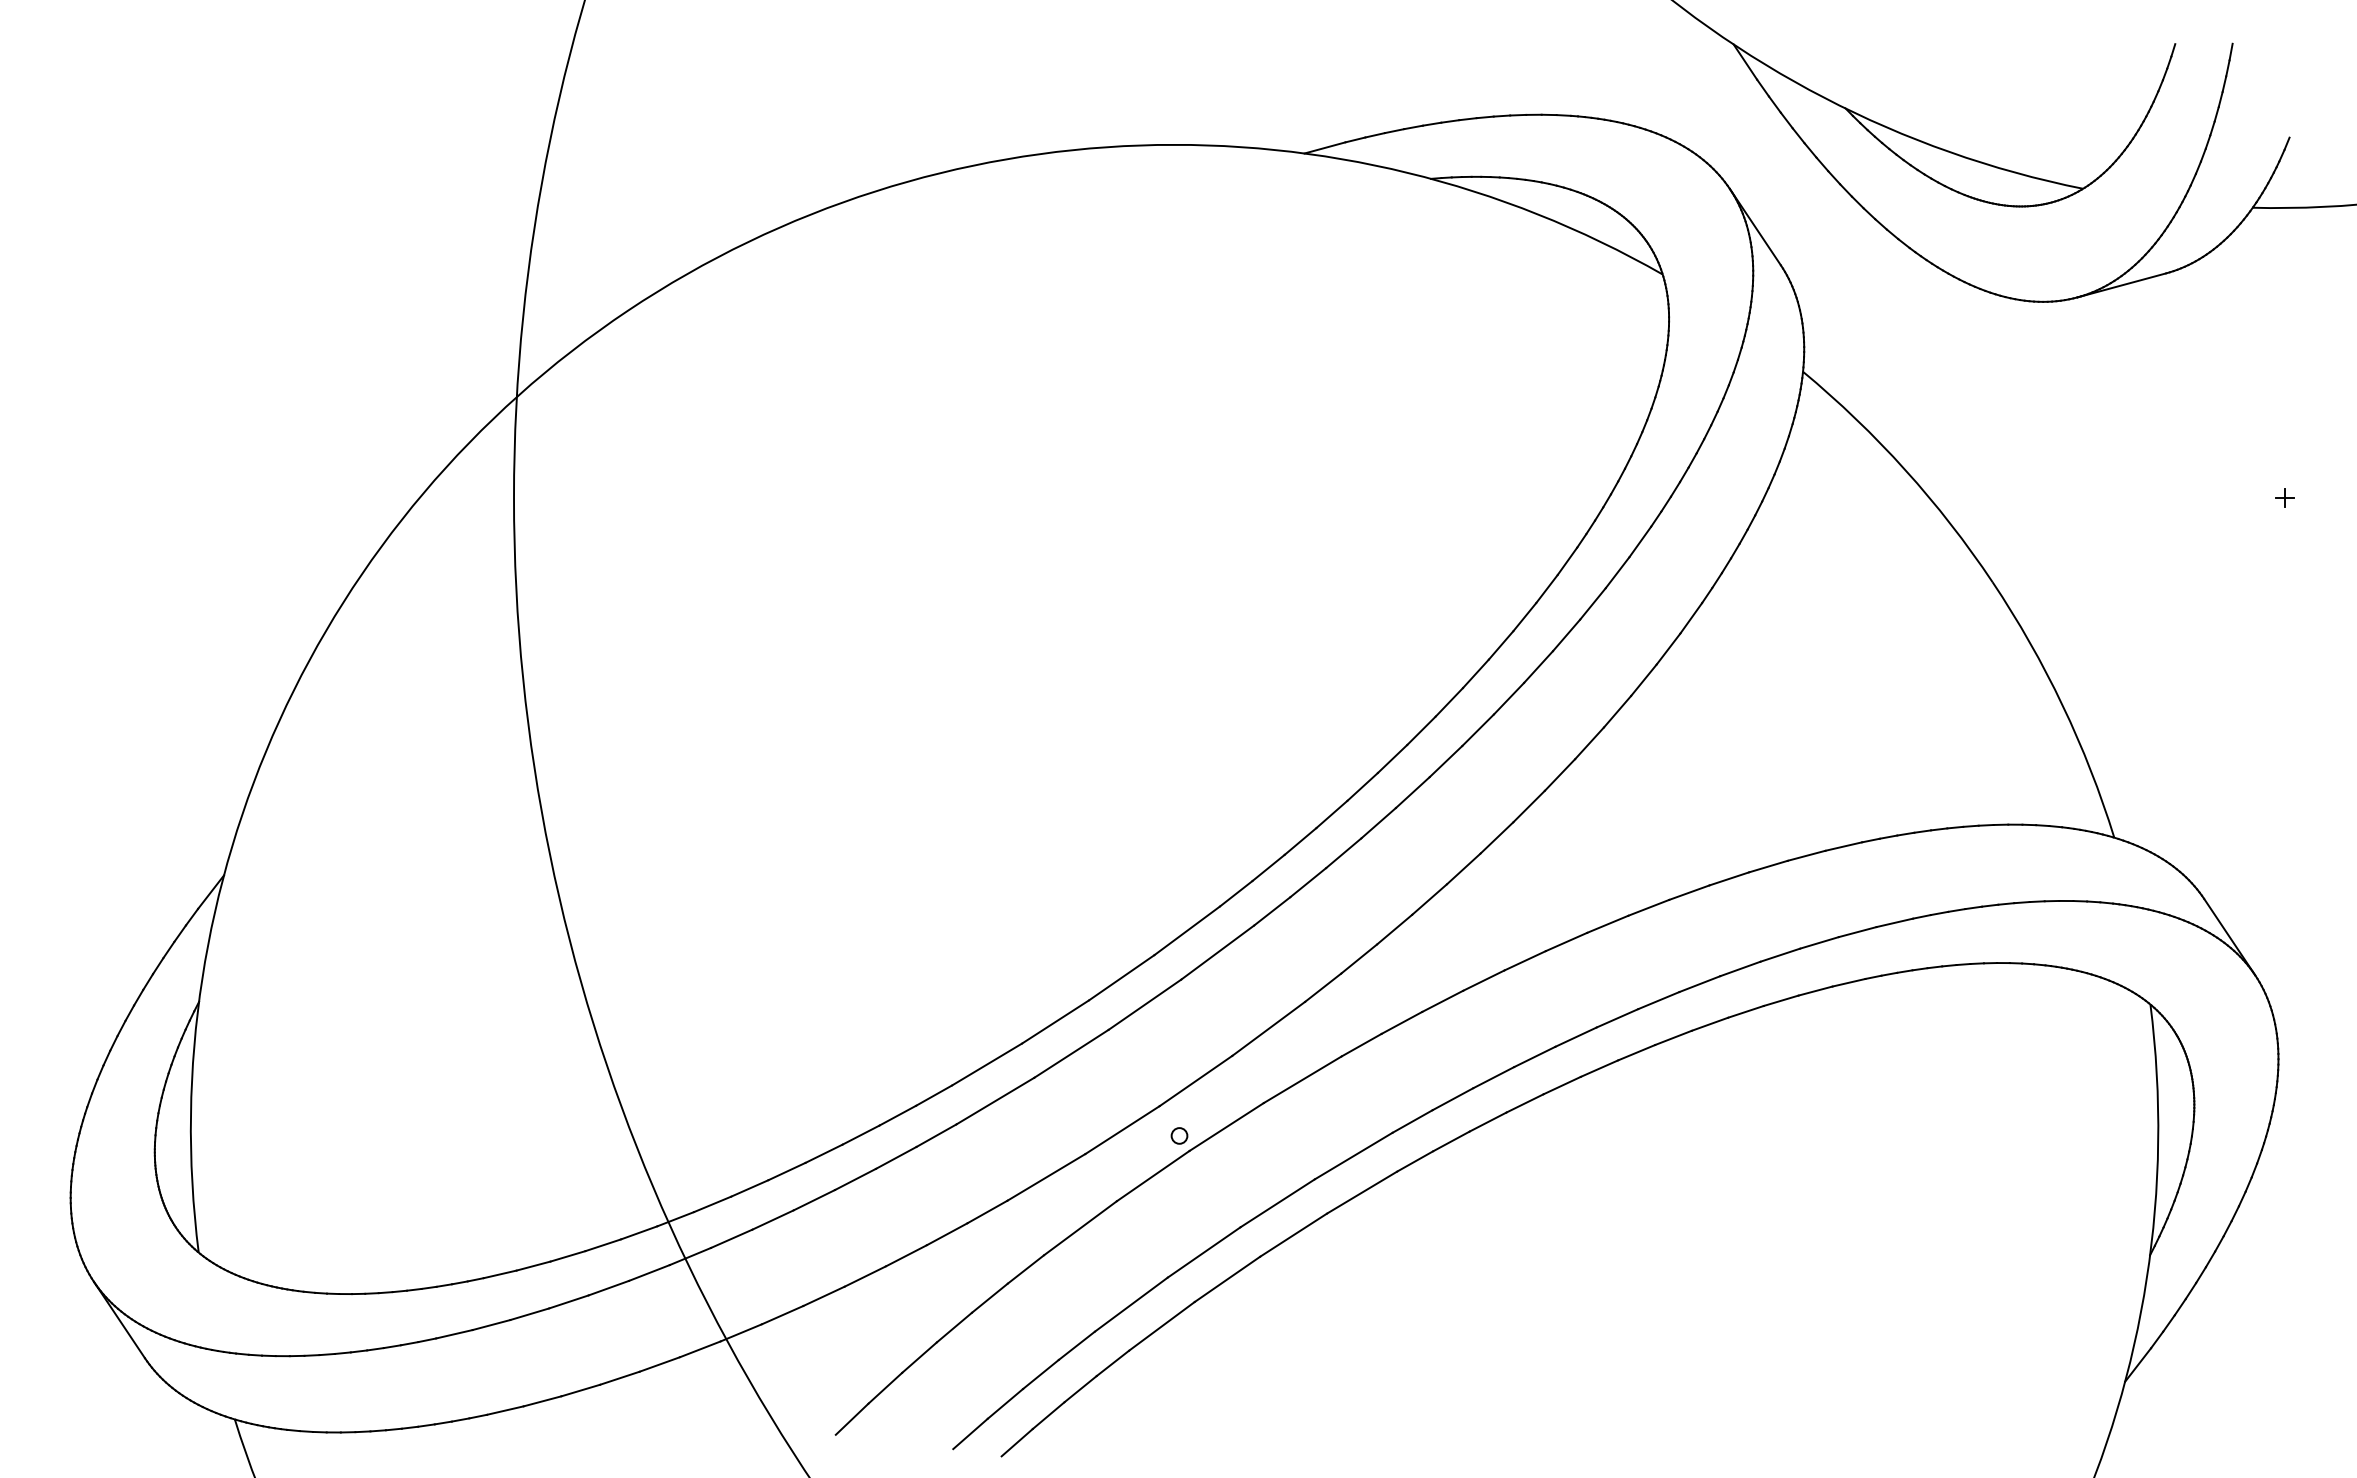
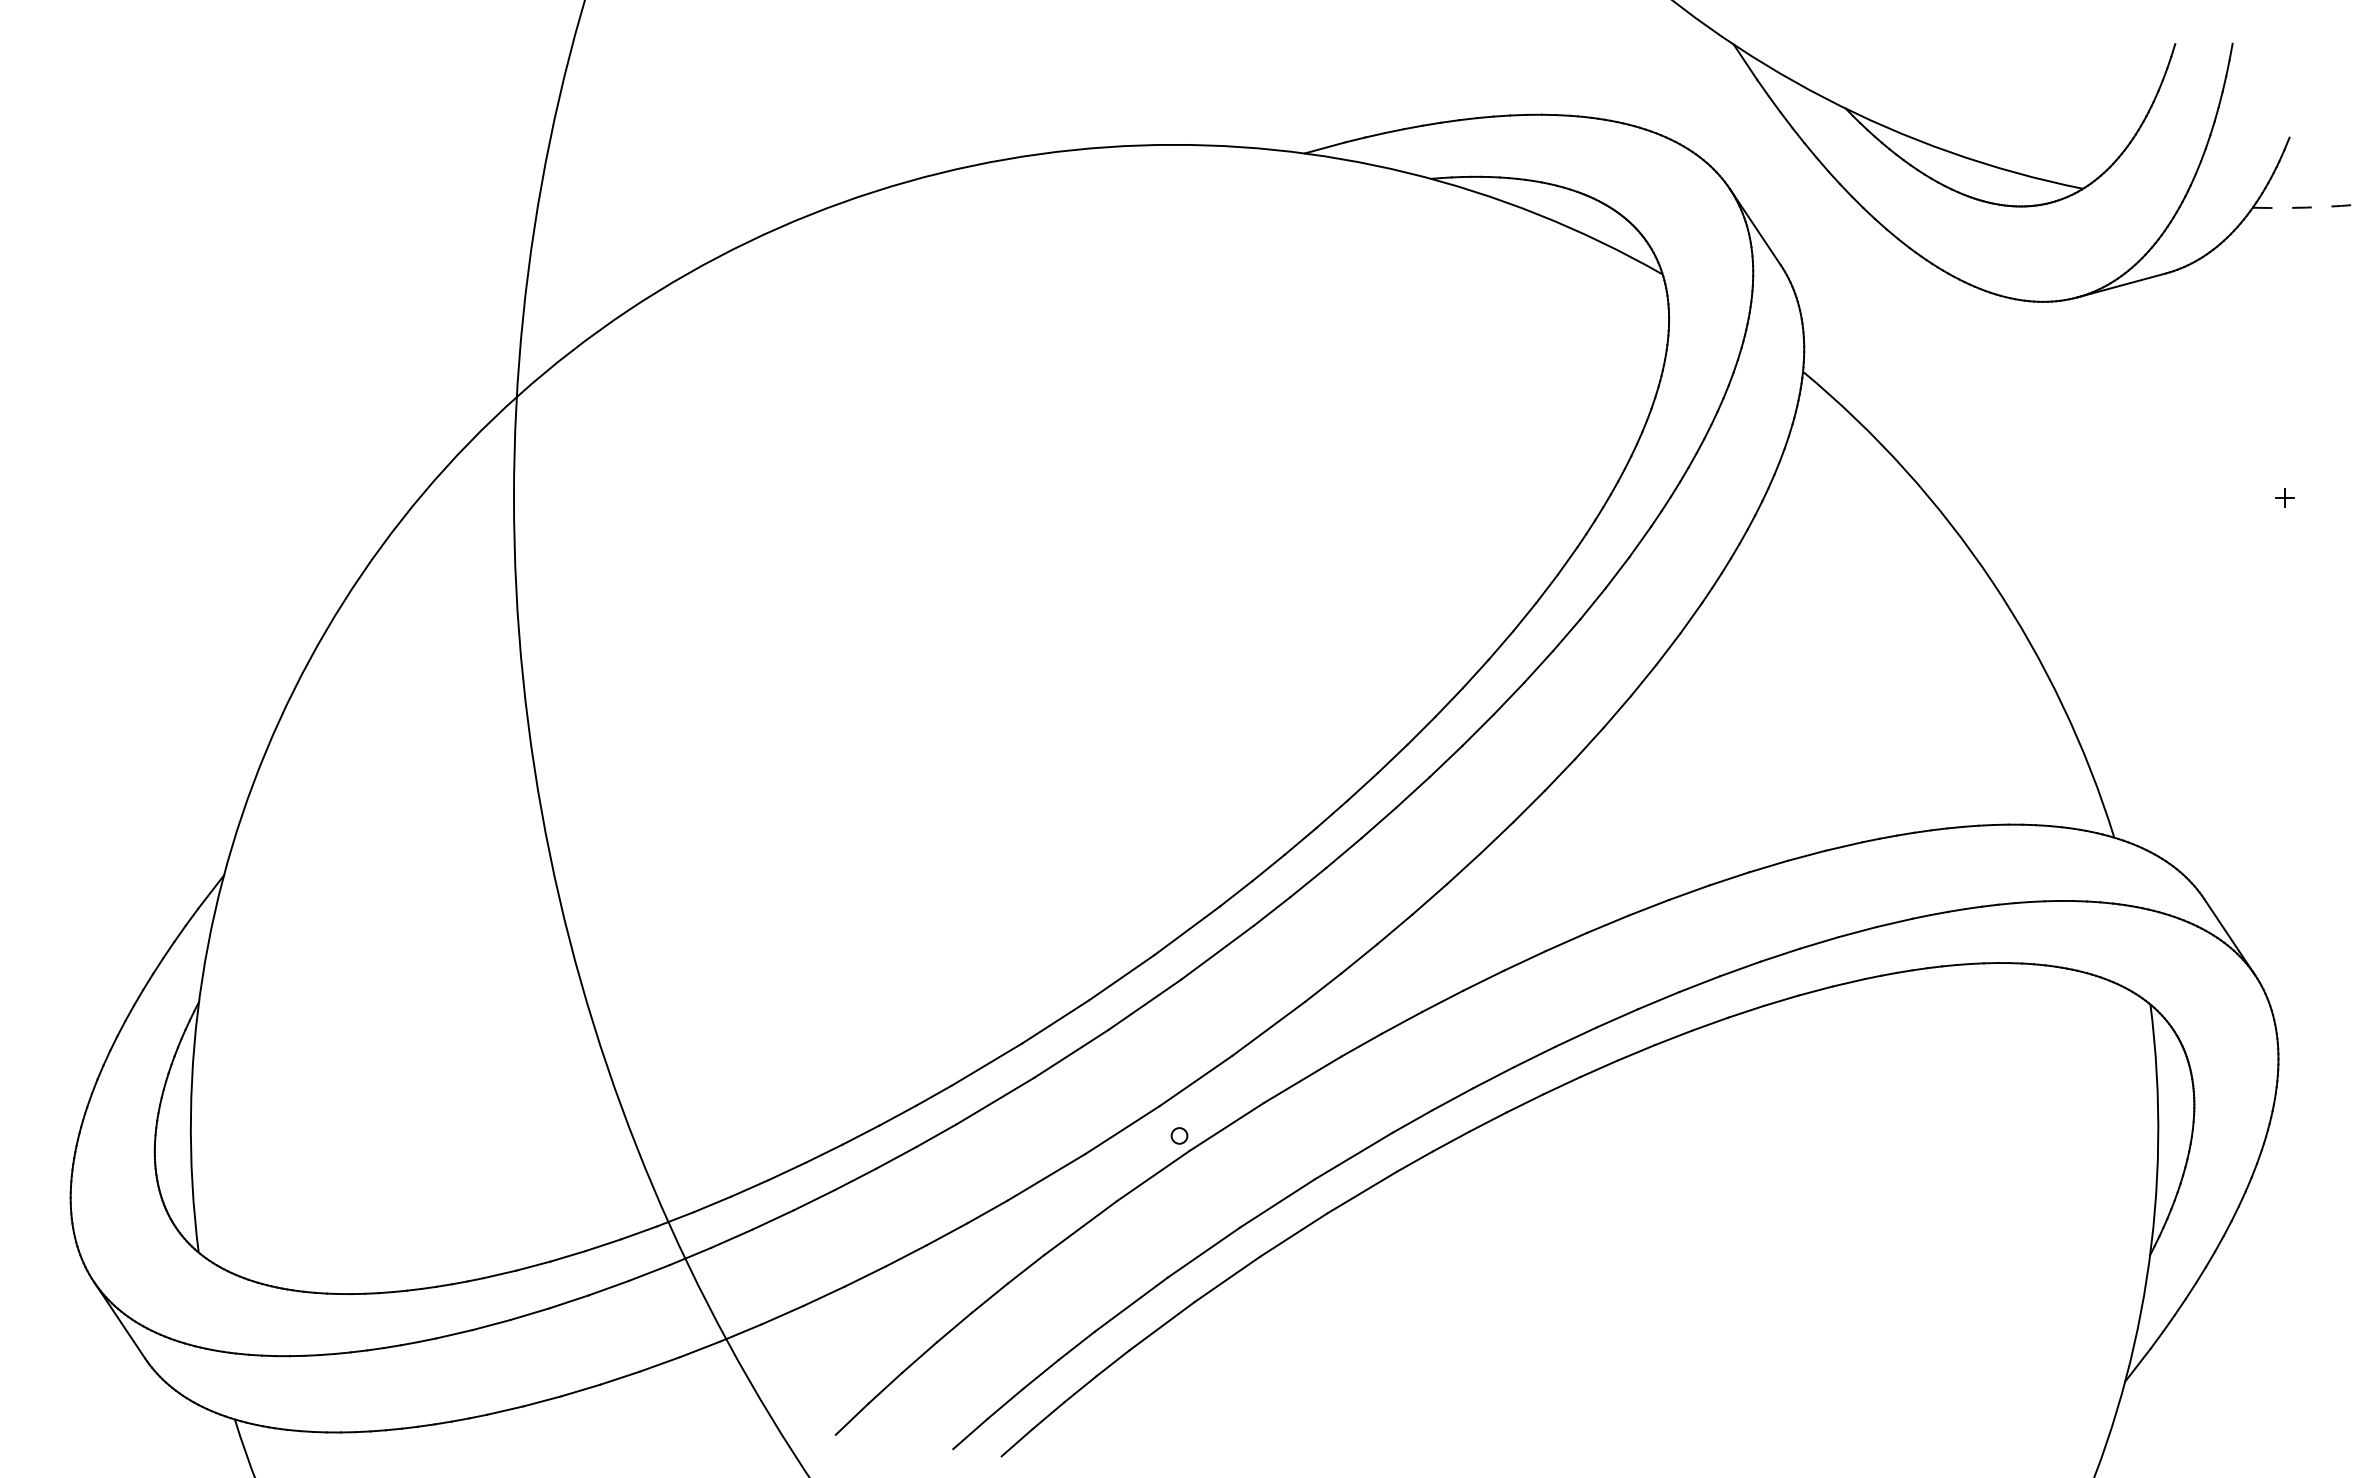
arc: solid -> dashed (2305, 207)
